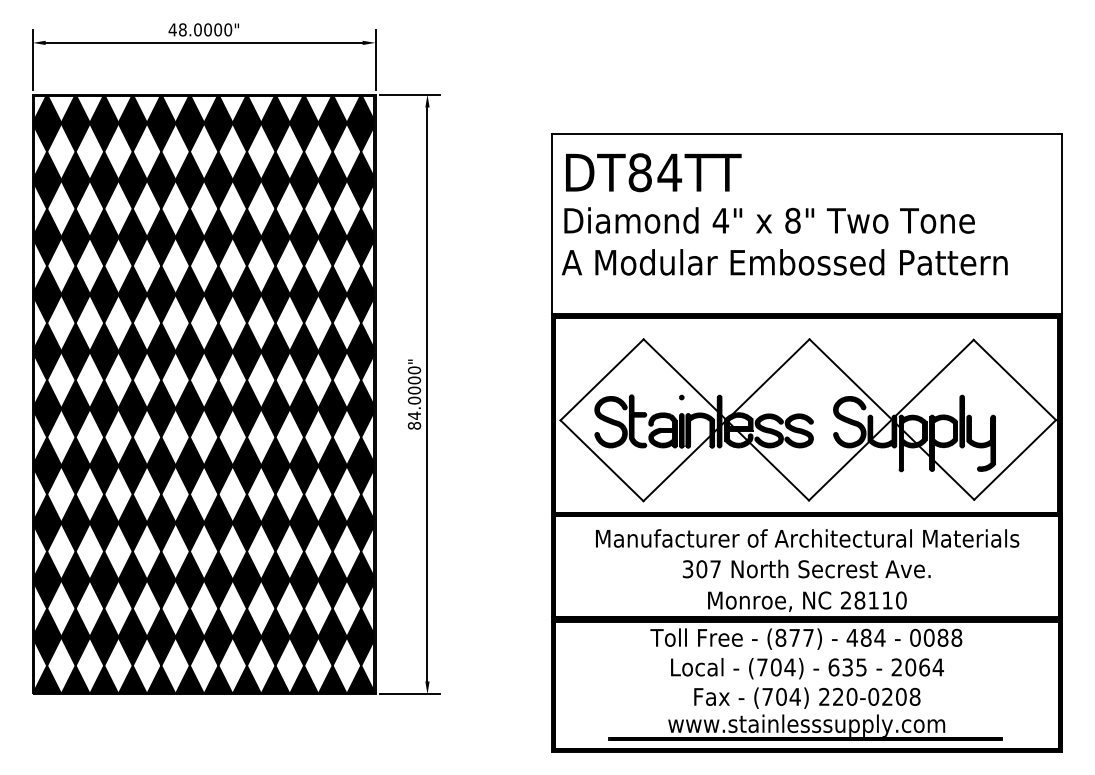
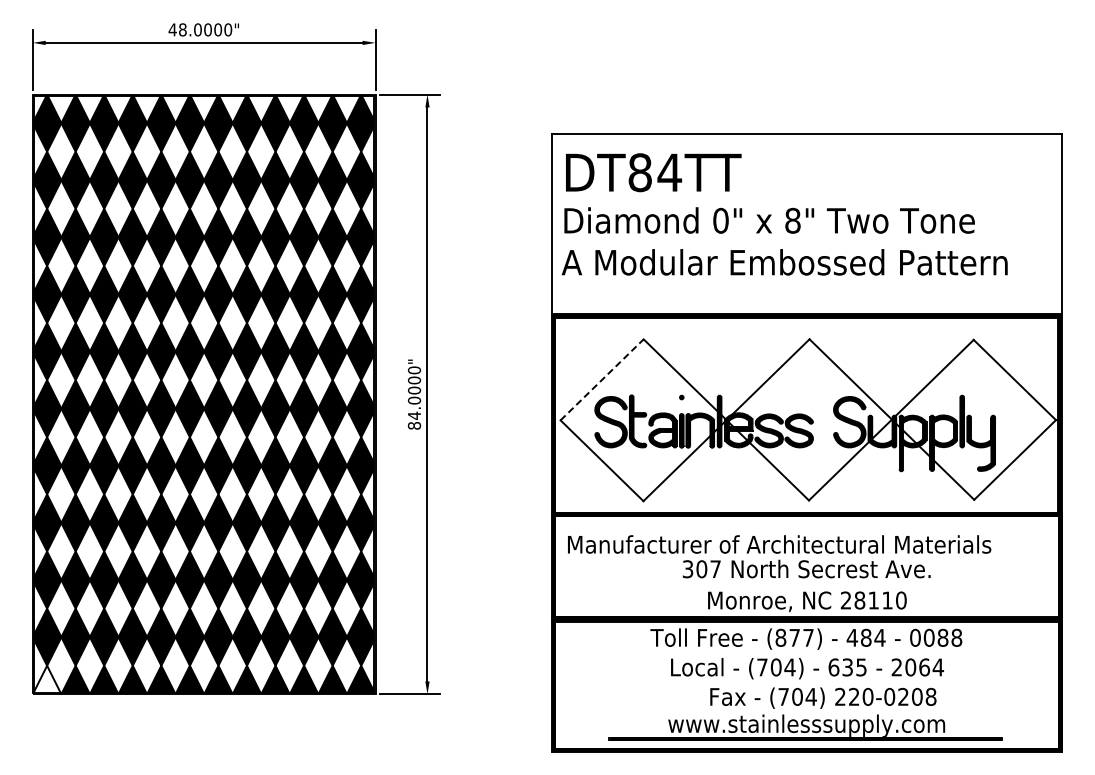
text: 4" -> 0" (720, 220)
line: solid -> dashed (602, 379)
text position: (807, 538) -> (779, 544) (779, 544)
fill: present -> none (47, 678)
text position: (807, 697) -> (823, 697) (823, 697)
